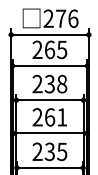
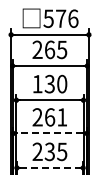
text: 276 -> 576 (48, 18)
text: 238 -> 130 (49, 83)
line: solid -> dashed (49, 133)
line: solid -> dashed (50, 167)
